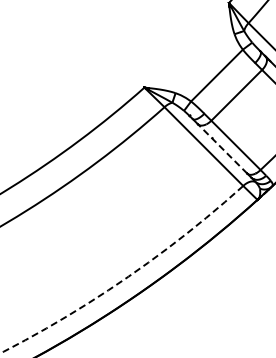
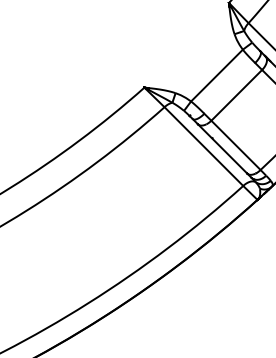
line: dashed -> solid (222, 149)
arc: dashed -> solid (126, 277)
